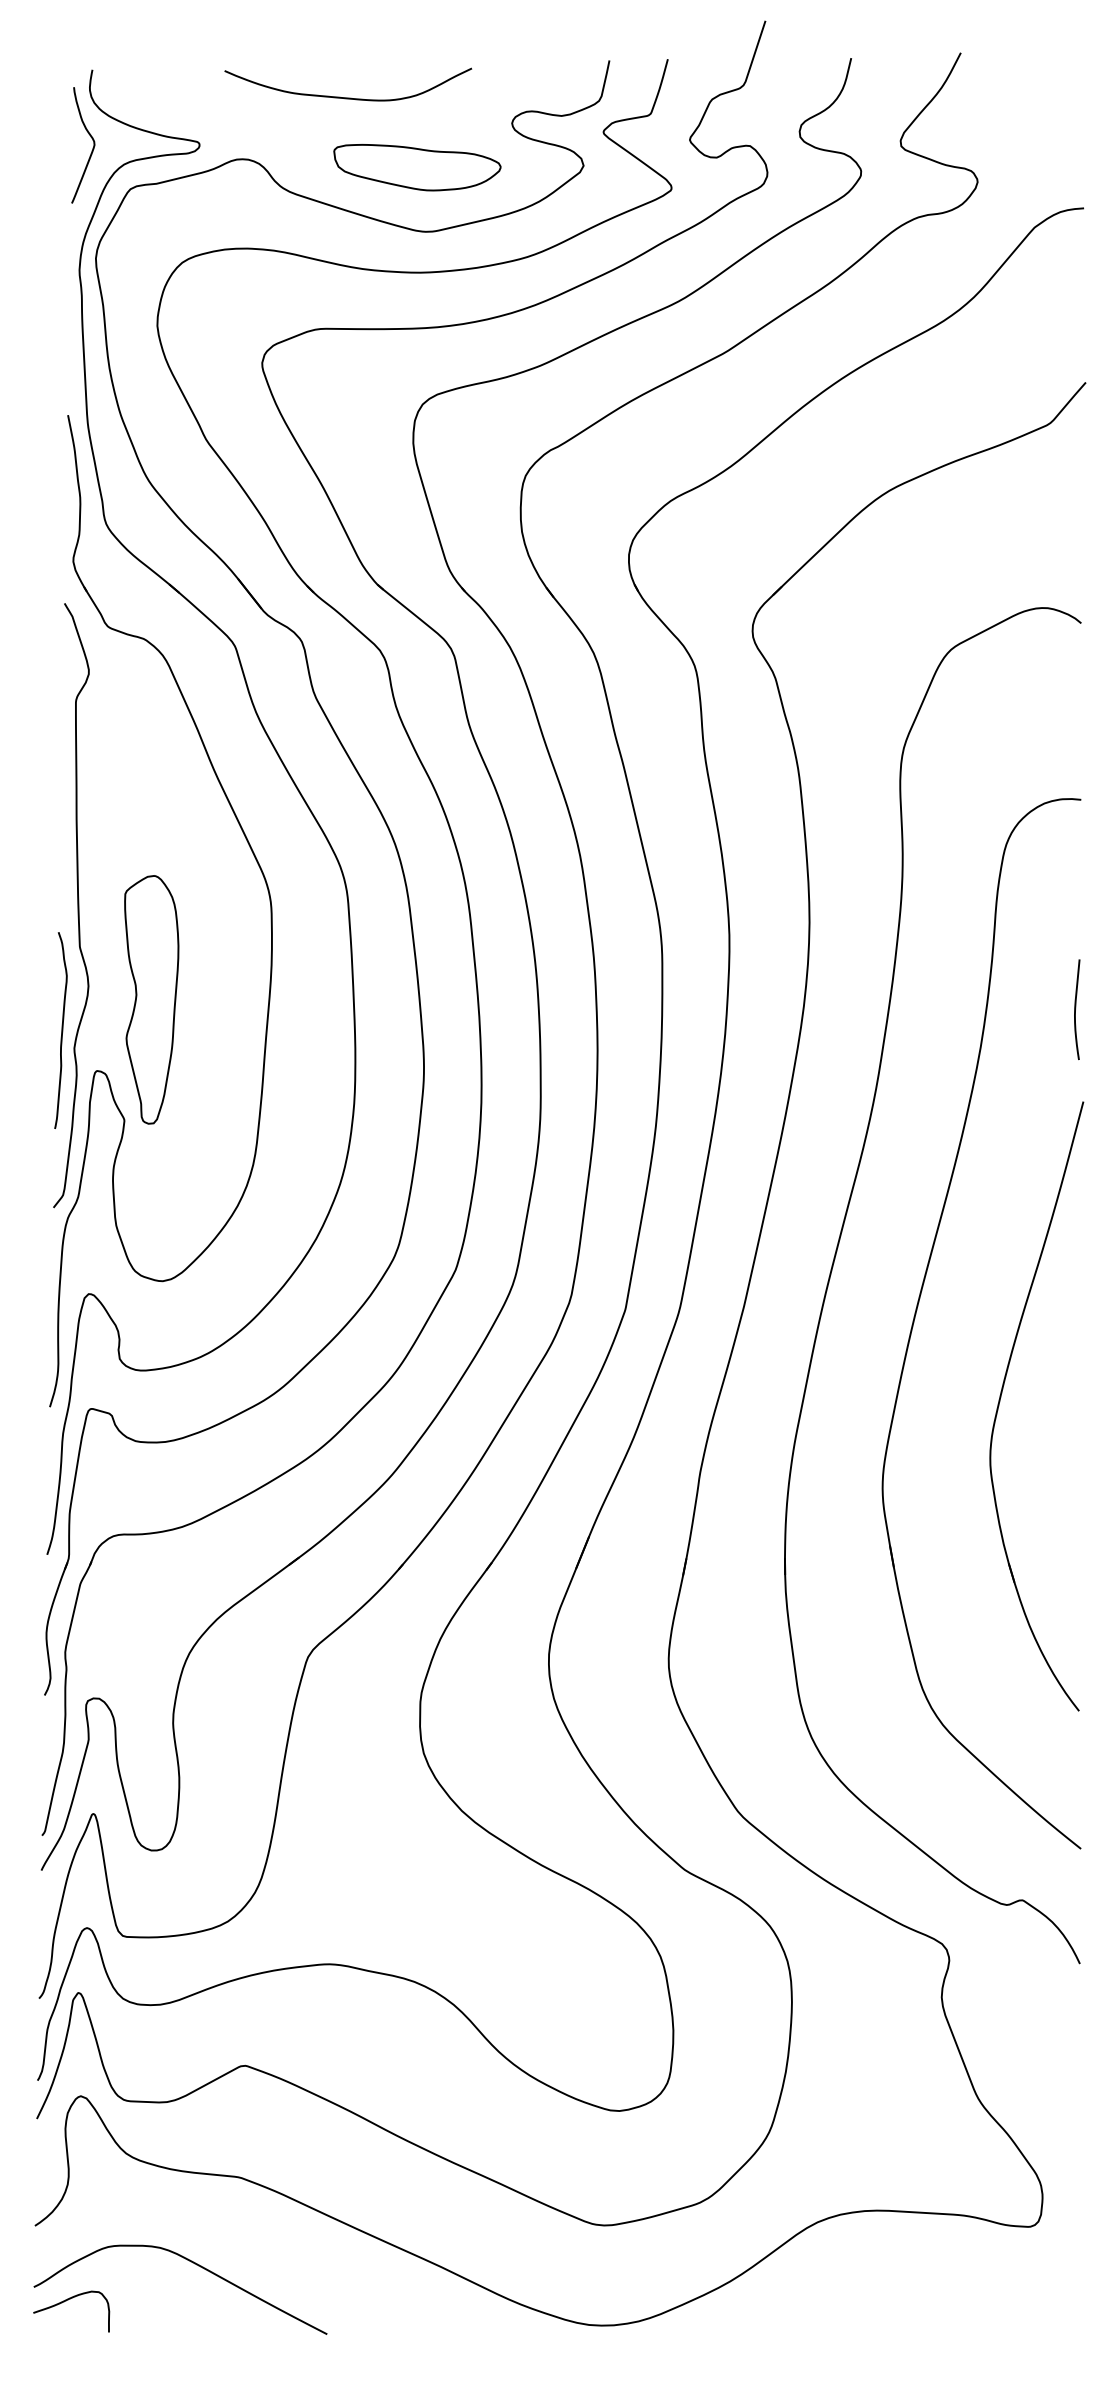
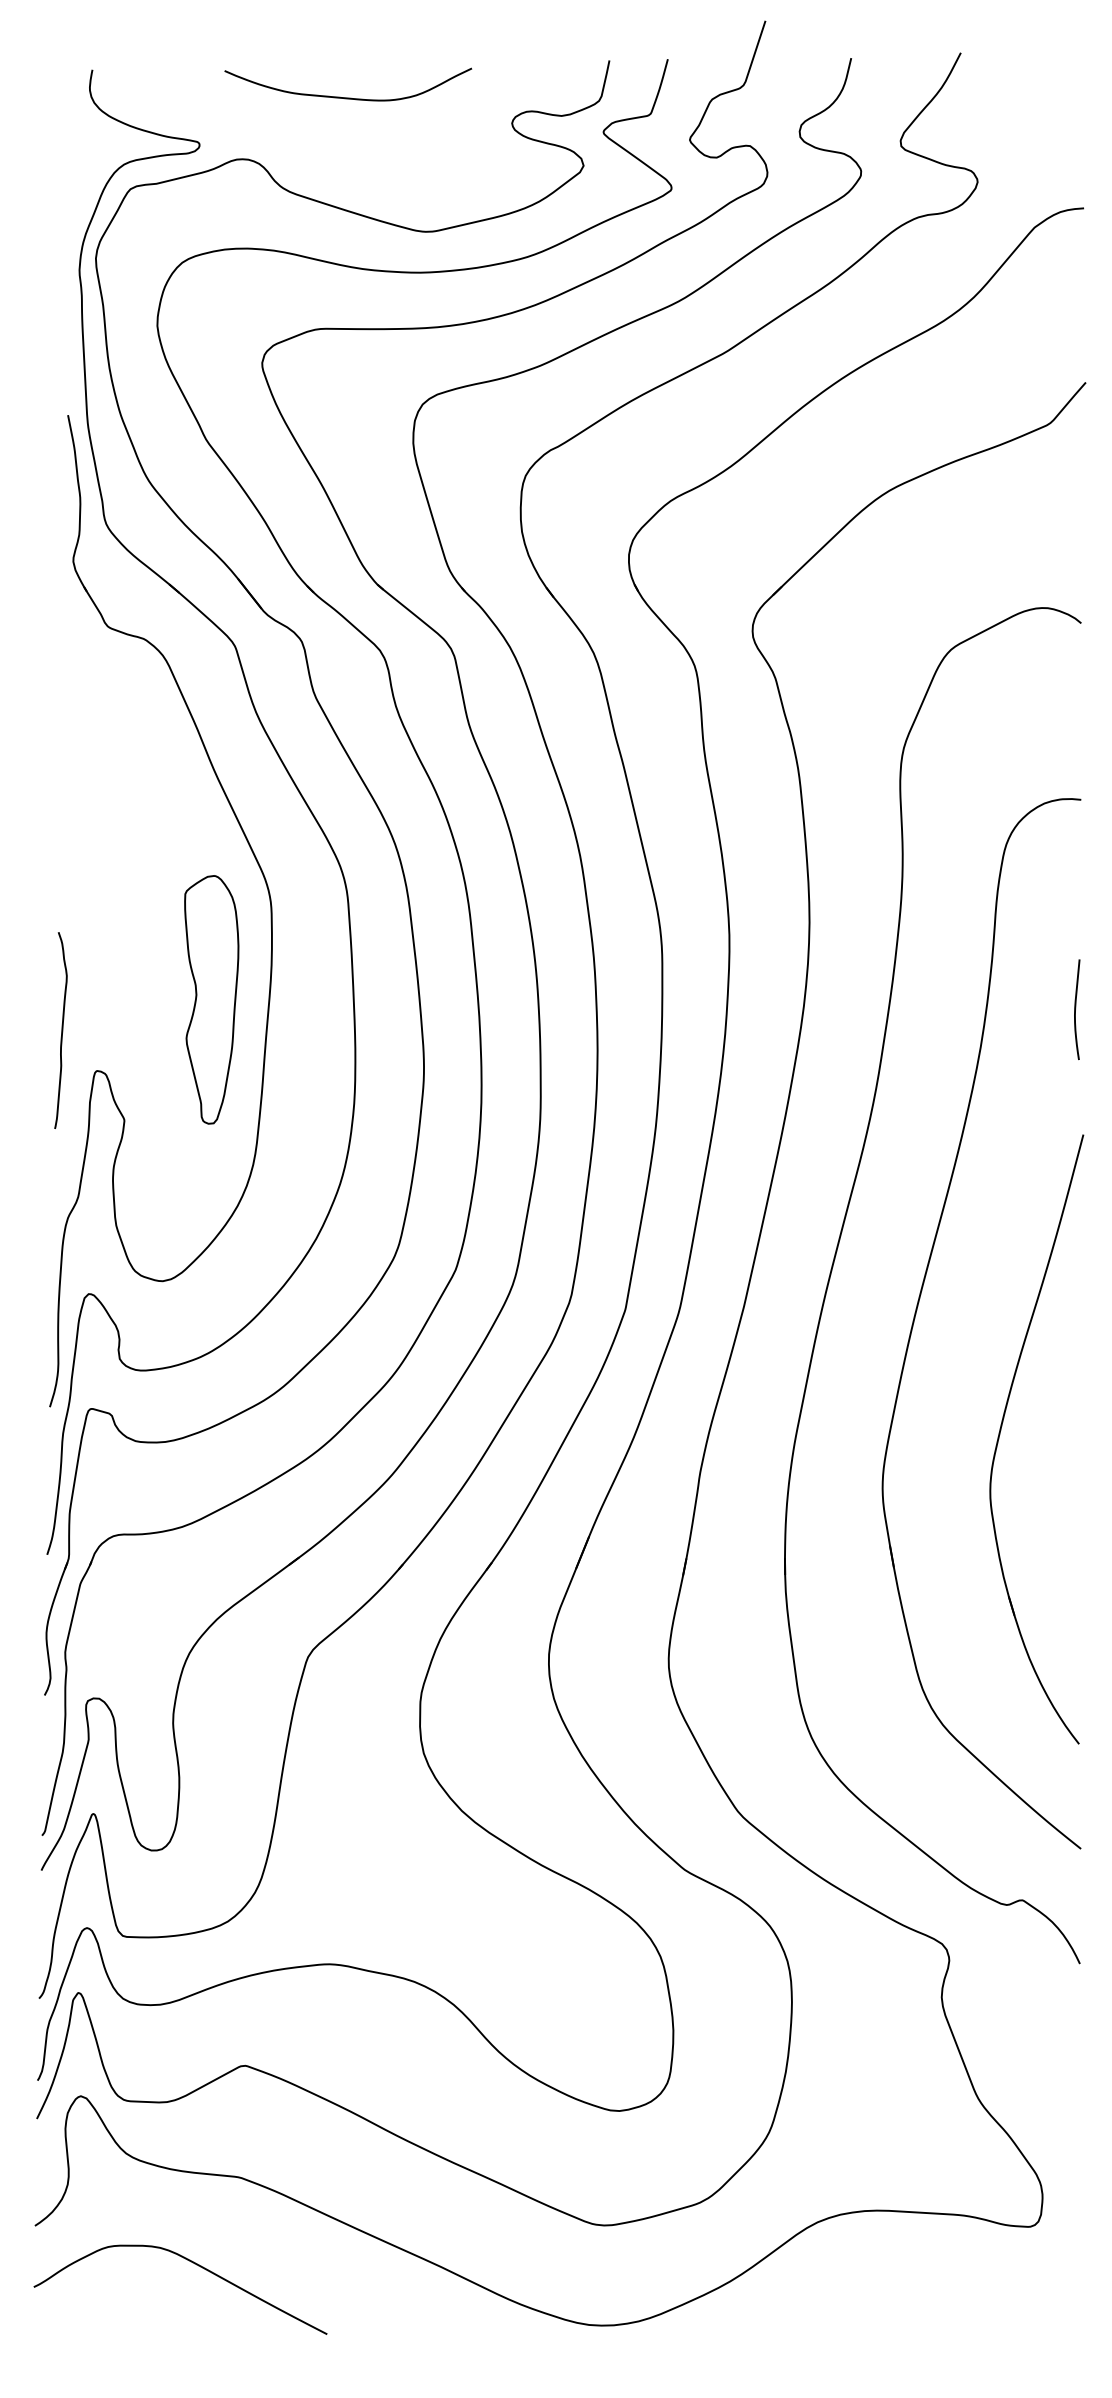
curve: present -> none (92, 147)
part: present -> none (417, 167)
curve: present -> none (77, 905)
part position: (151, 999) -> (211, 999) (211, 999)
part position: (1001, 1397) -> (1001, 1430) (1001, 1430)
curve: present -> none (66, 2301)
